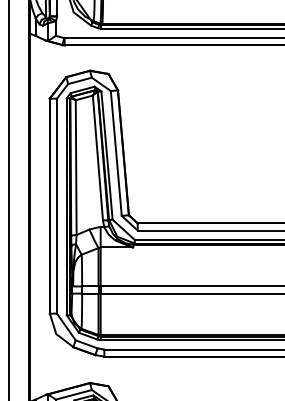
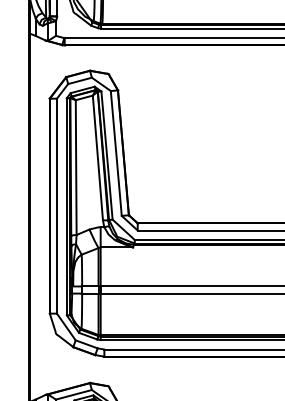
line: present -> none (8, 199)
